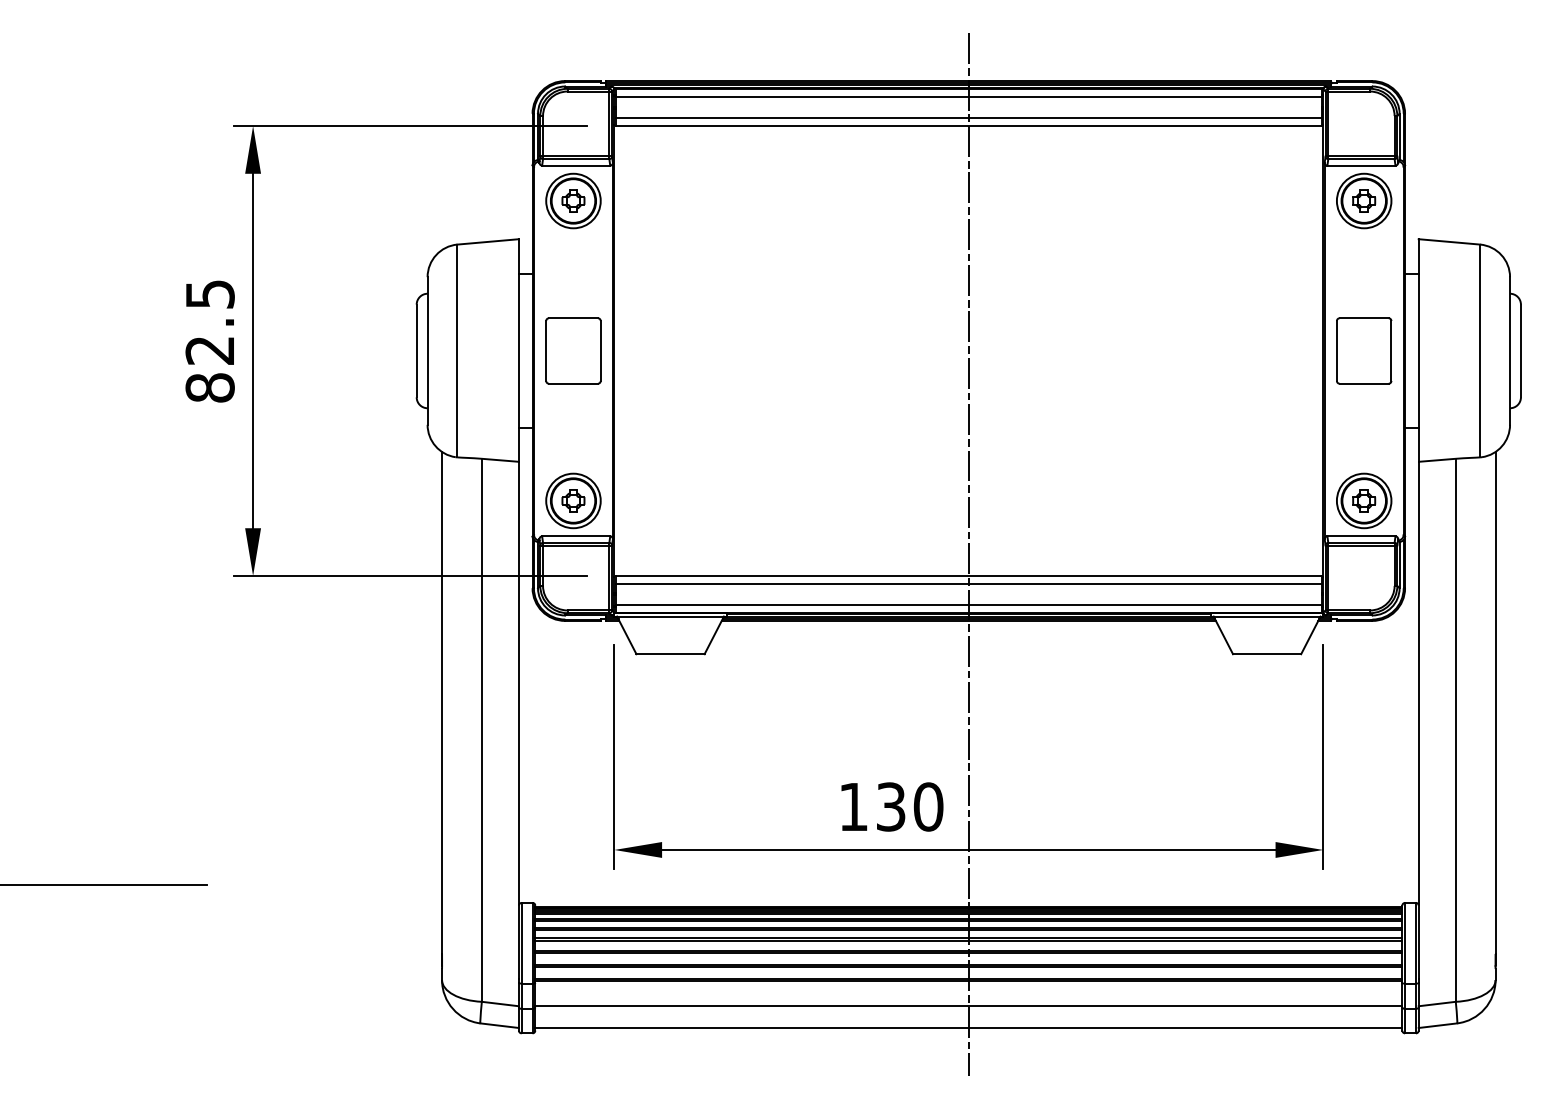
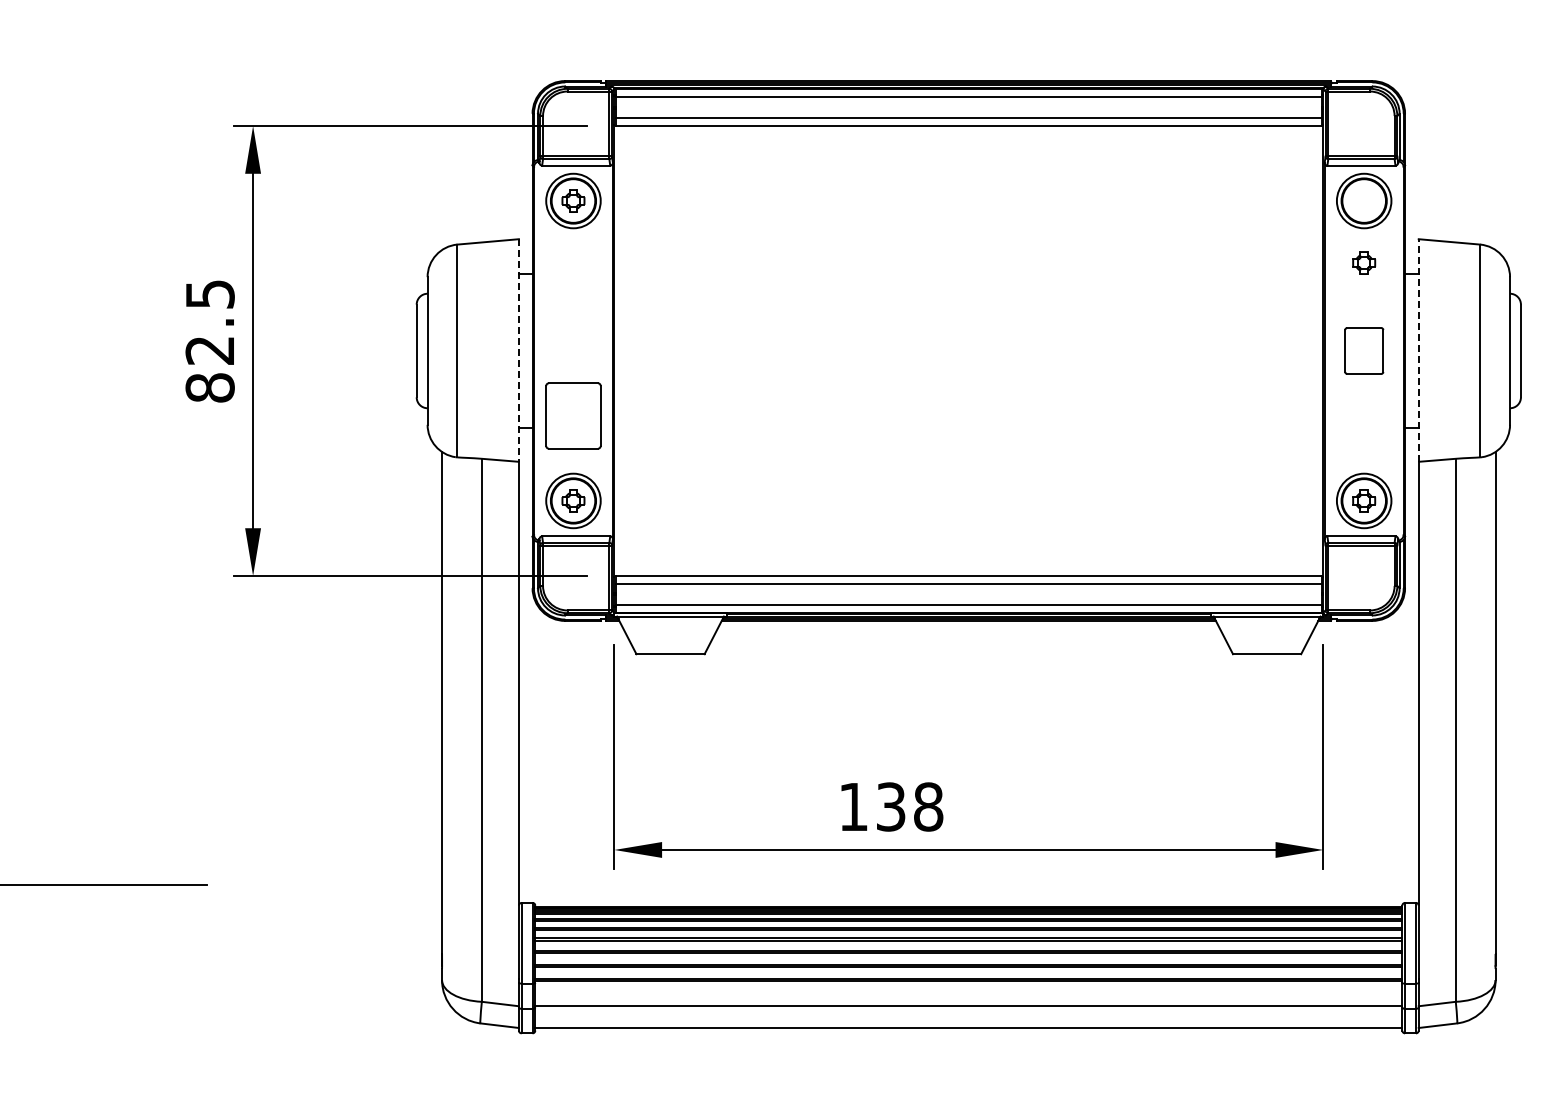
part position: (1364, 200) -> (1364, 262) (1364, 262)
part position: (573, 350) -> (573, 415) (573, 415)
part size: 57x68 px -> 41x48 px (1364, 350)
line: solid -> dashed (1418, 350)
line: solid -> dashed (518, 351)
line: present -> none (968, 554)
text: 130 -> 138 (928, 806)
